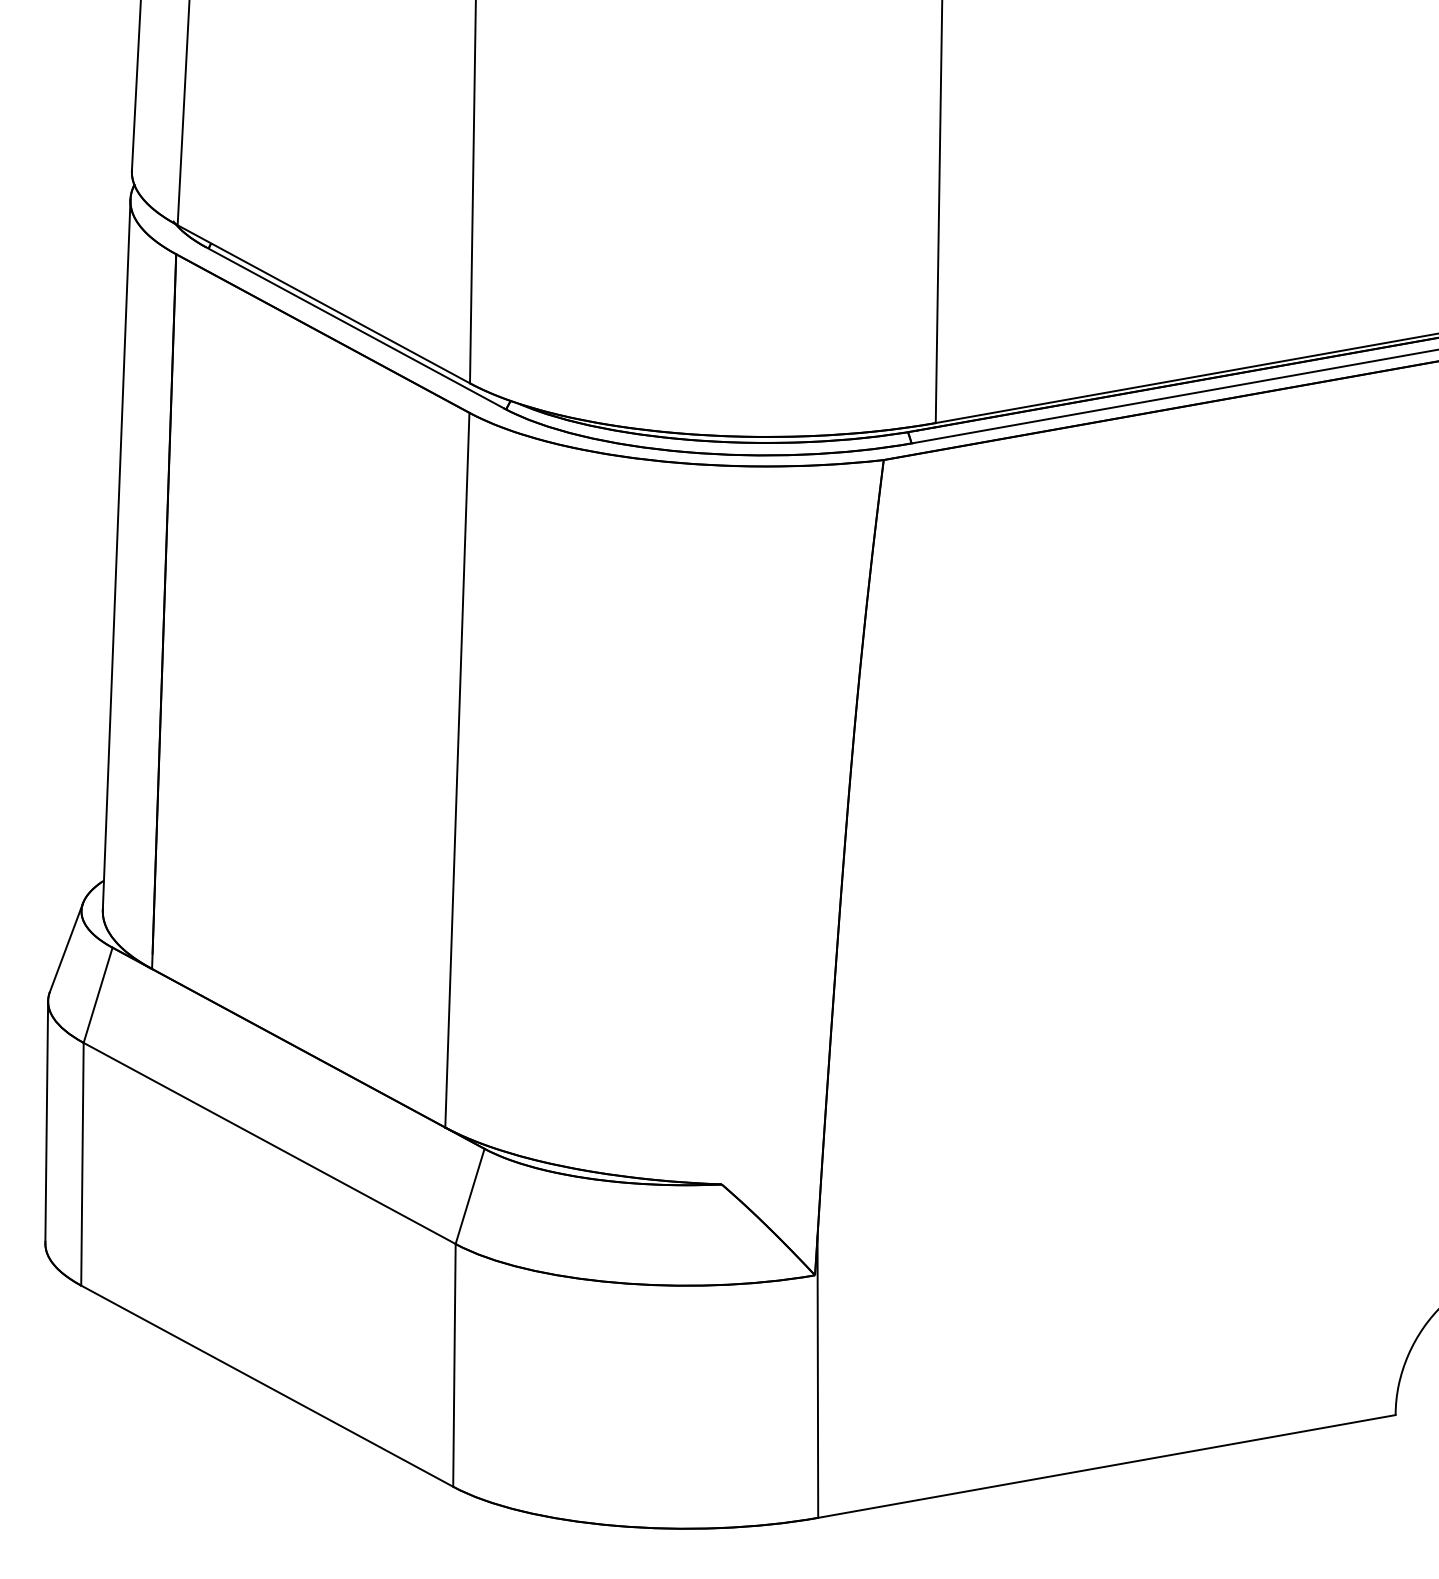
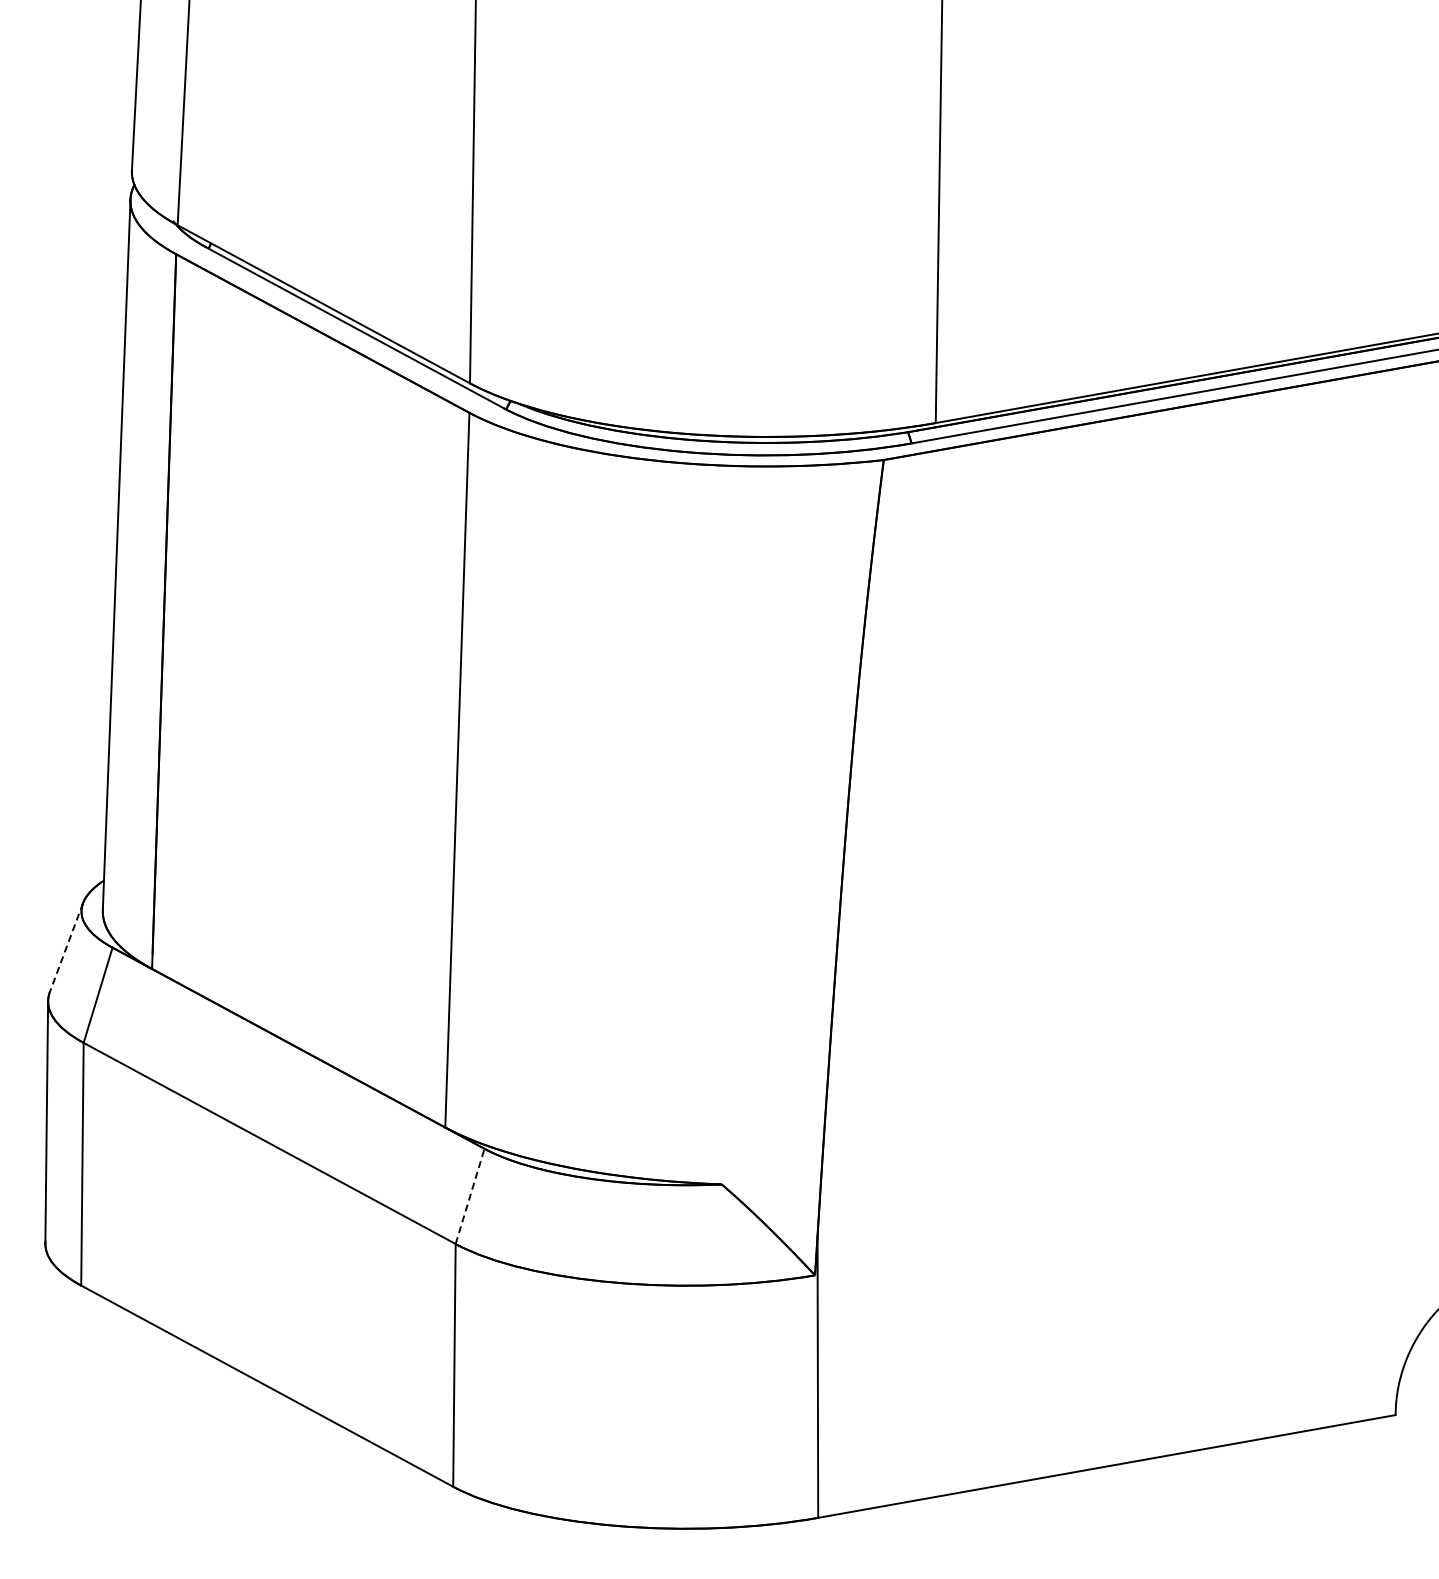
line: solid -> dashed (66, 948)
line: solid -> dashed (470, 1196)
